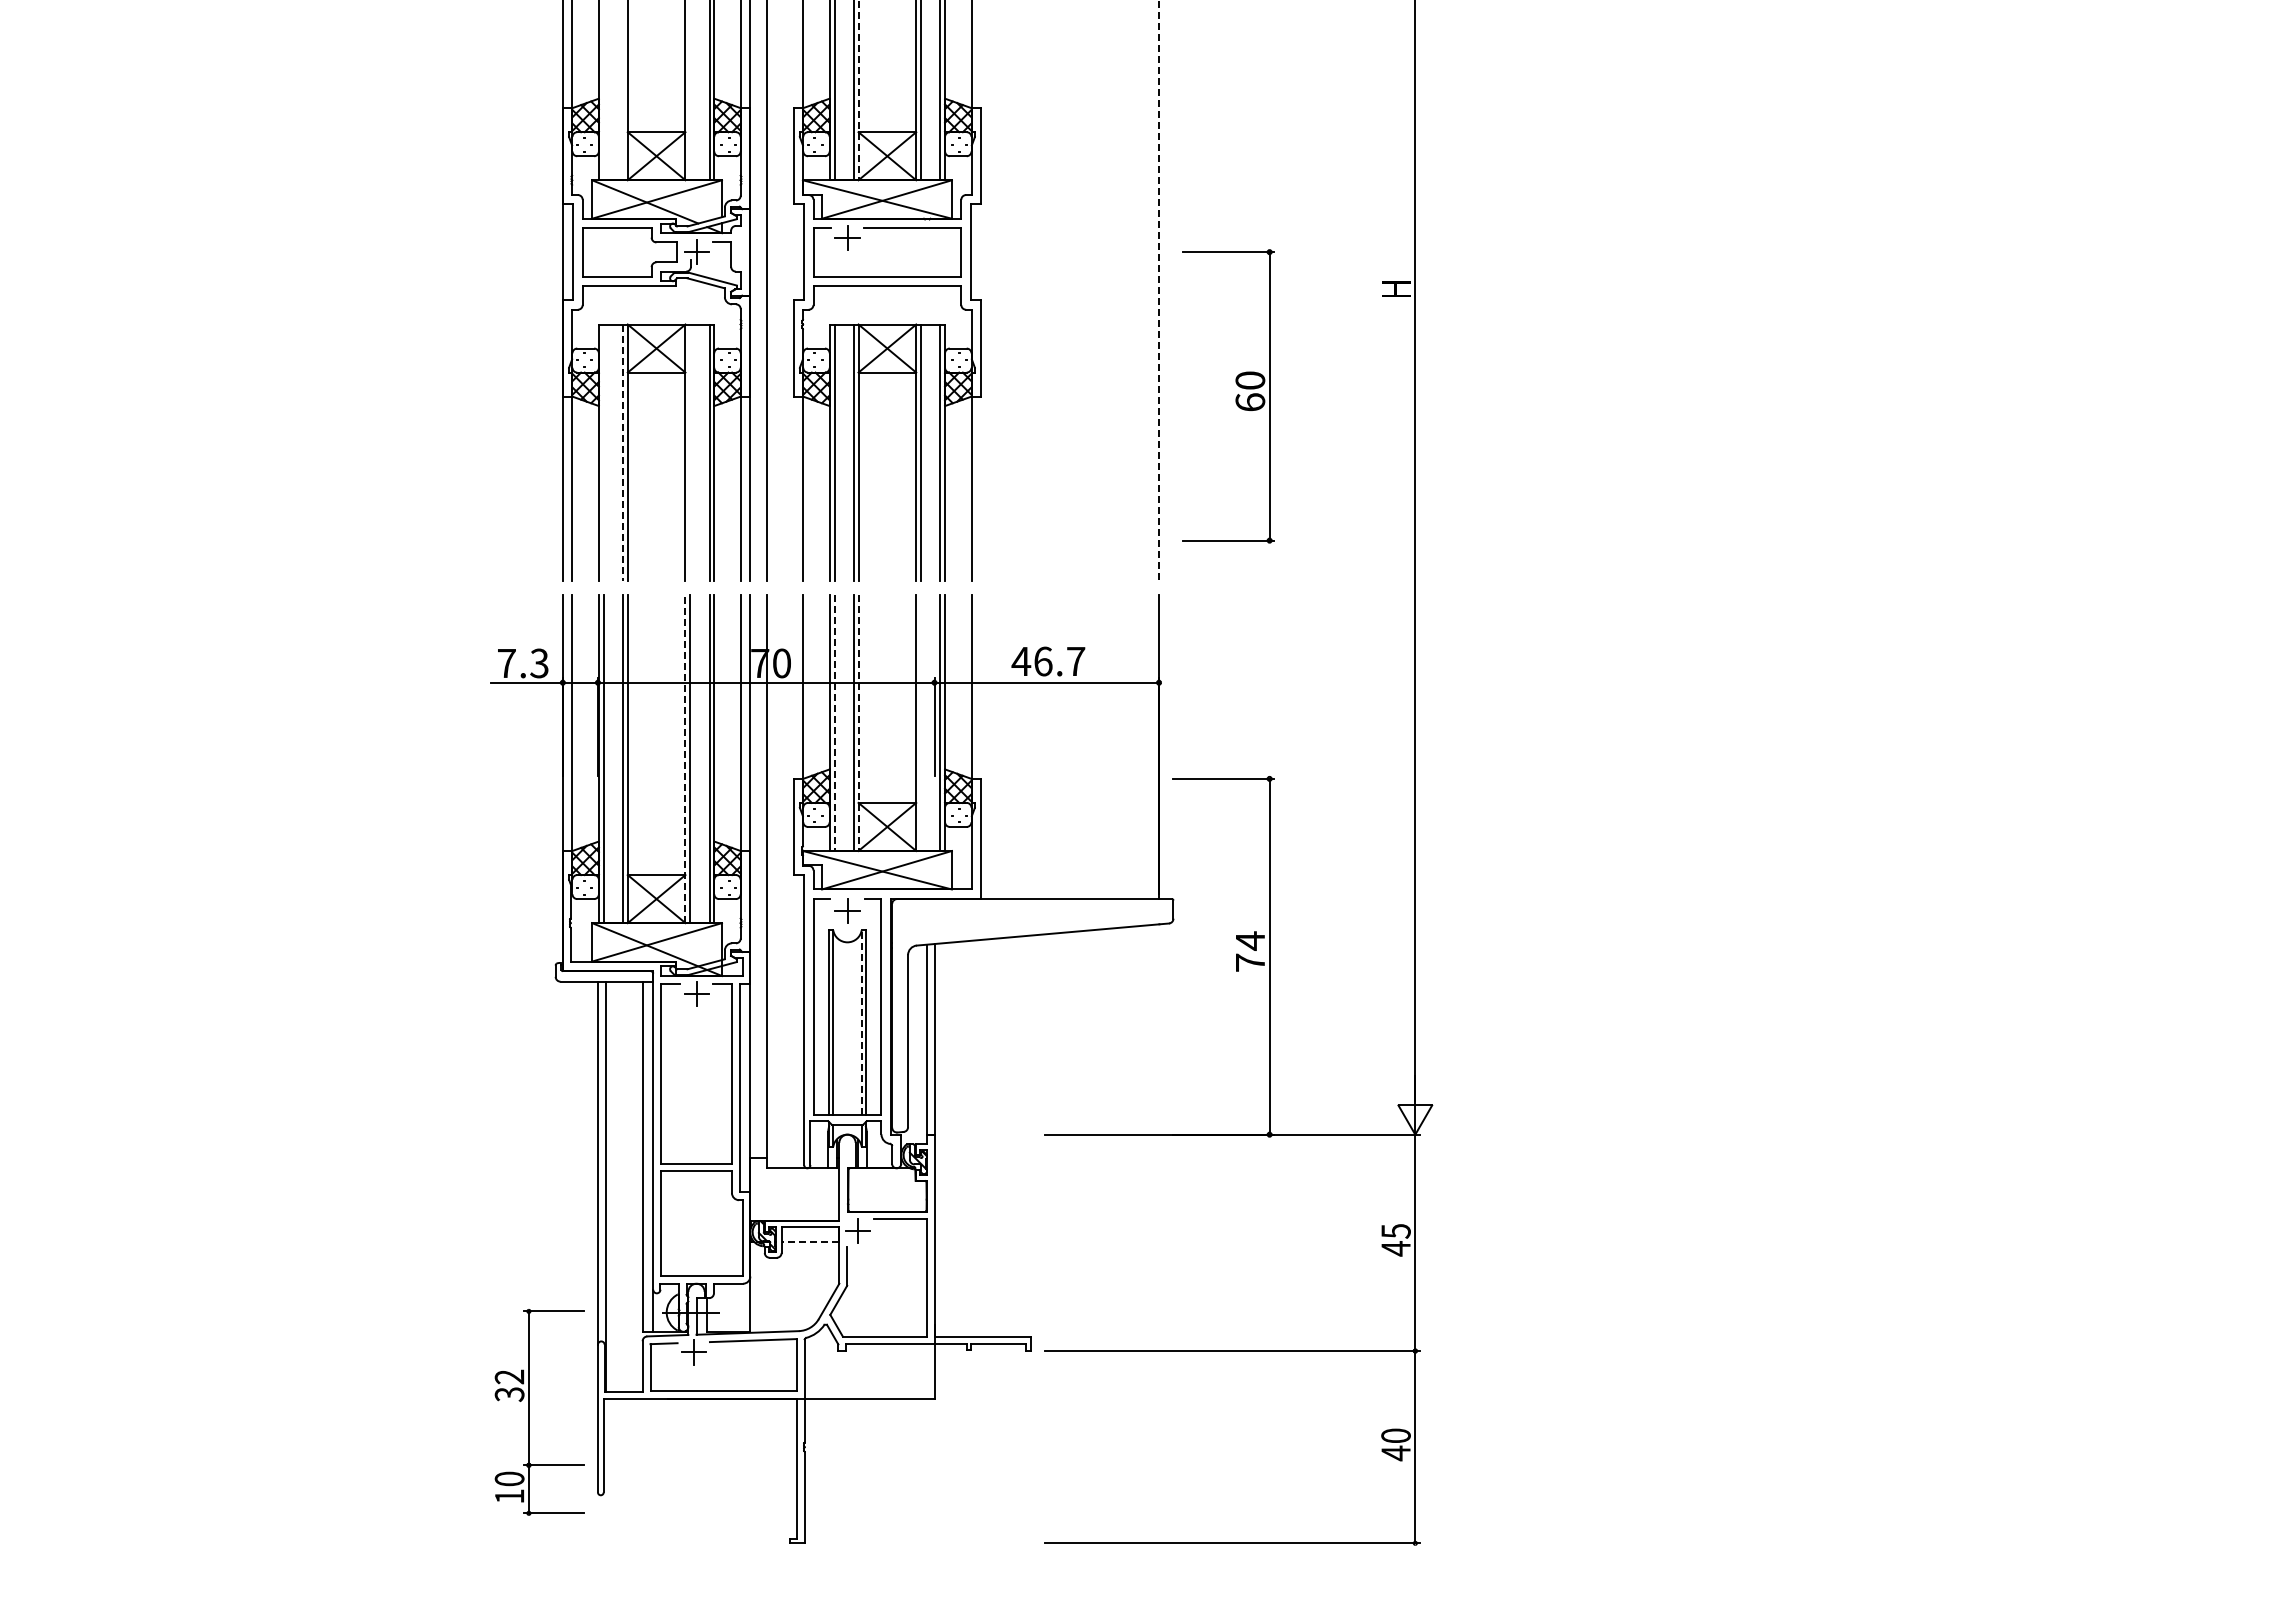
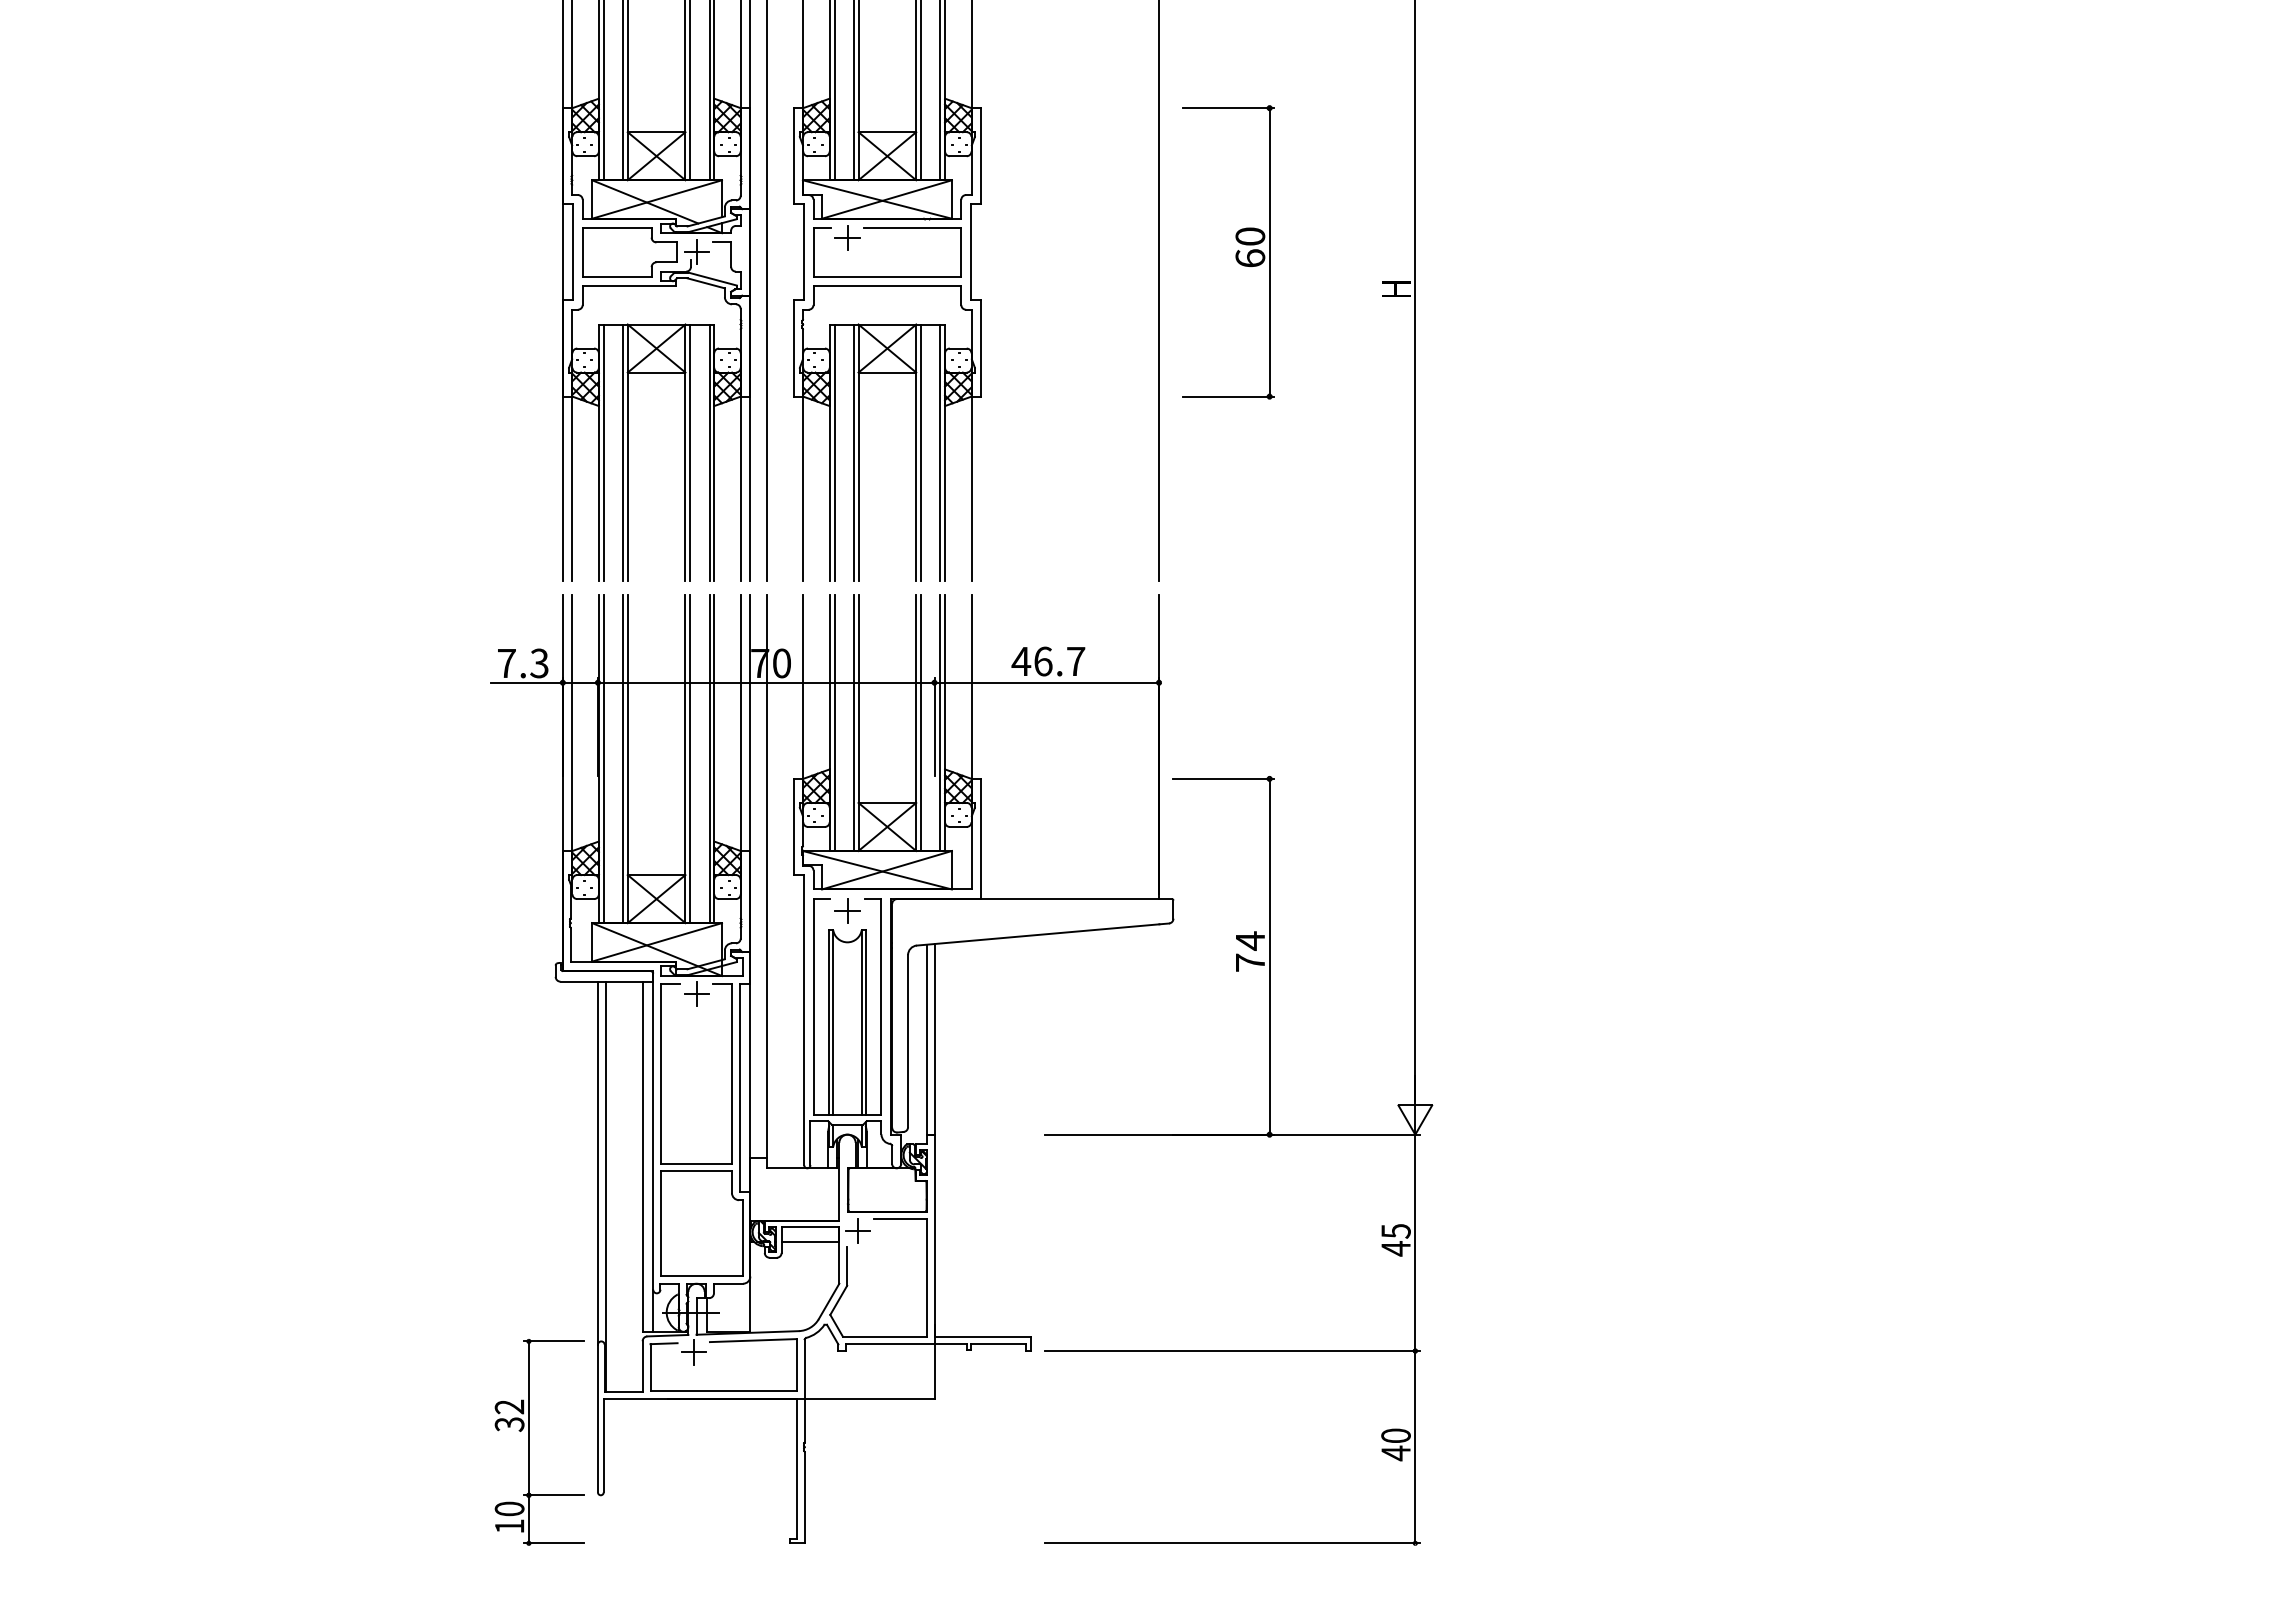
line: dashed -> solid (858, 90)
line: none -> present (603, 91)
line: none -> present (622, 91)
line: none -> present (690, 91)
line: dashed -> solid (1159, 290)
part position: (1235, 398) -> (1235, 254) (1235, 254)
line: none -> present (603, 452)
line: none -> present (690, 452)
line: dashed -> solid (622, 453)
line: none -> present (921, 722)
line: dashed -> solid (834, 723)
line: dashed -> solid (858, 723)
line: dashed -> solid (685, 758)
line: dashed -> solid (861, 1022)
line: dashed -> solid (810, 1241)
part position: (529, 1412) -> (529, 1442) (529, 1442)
